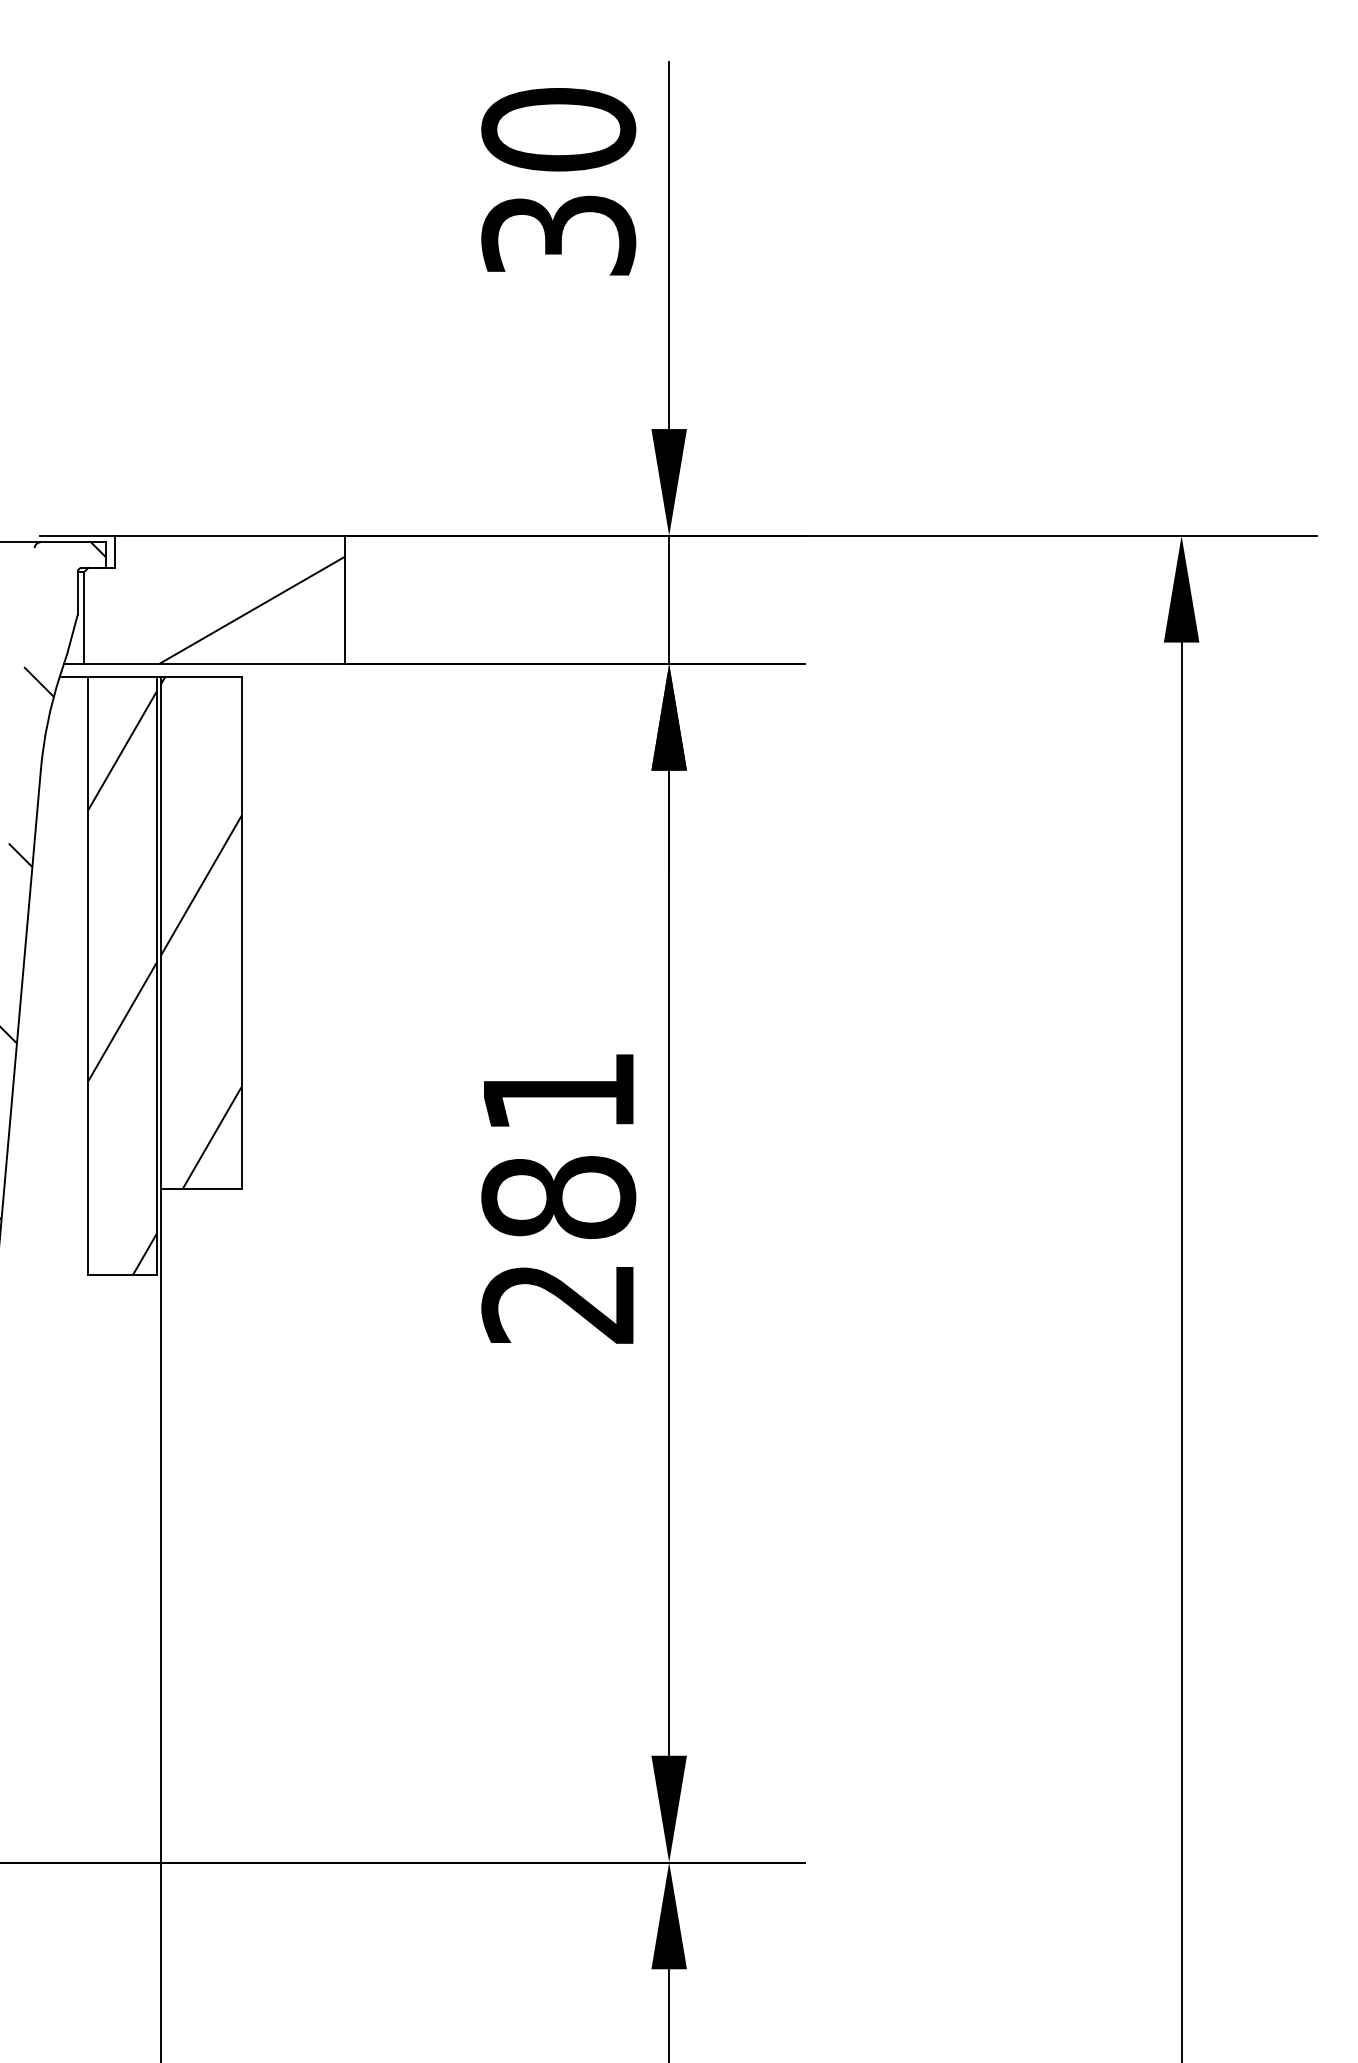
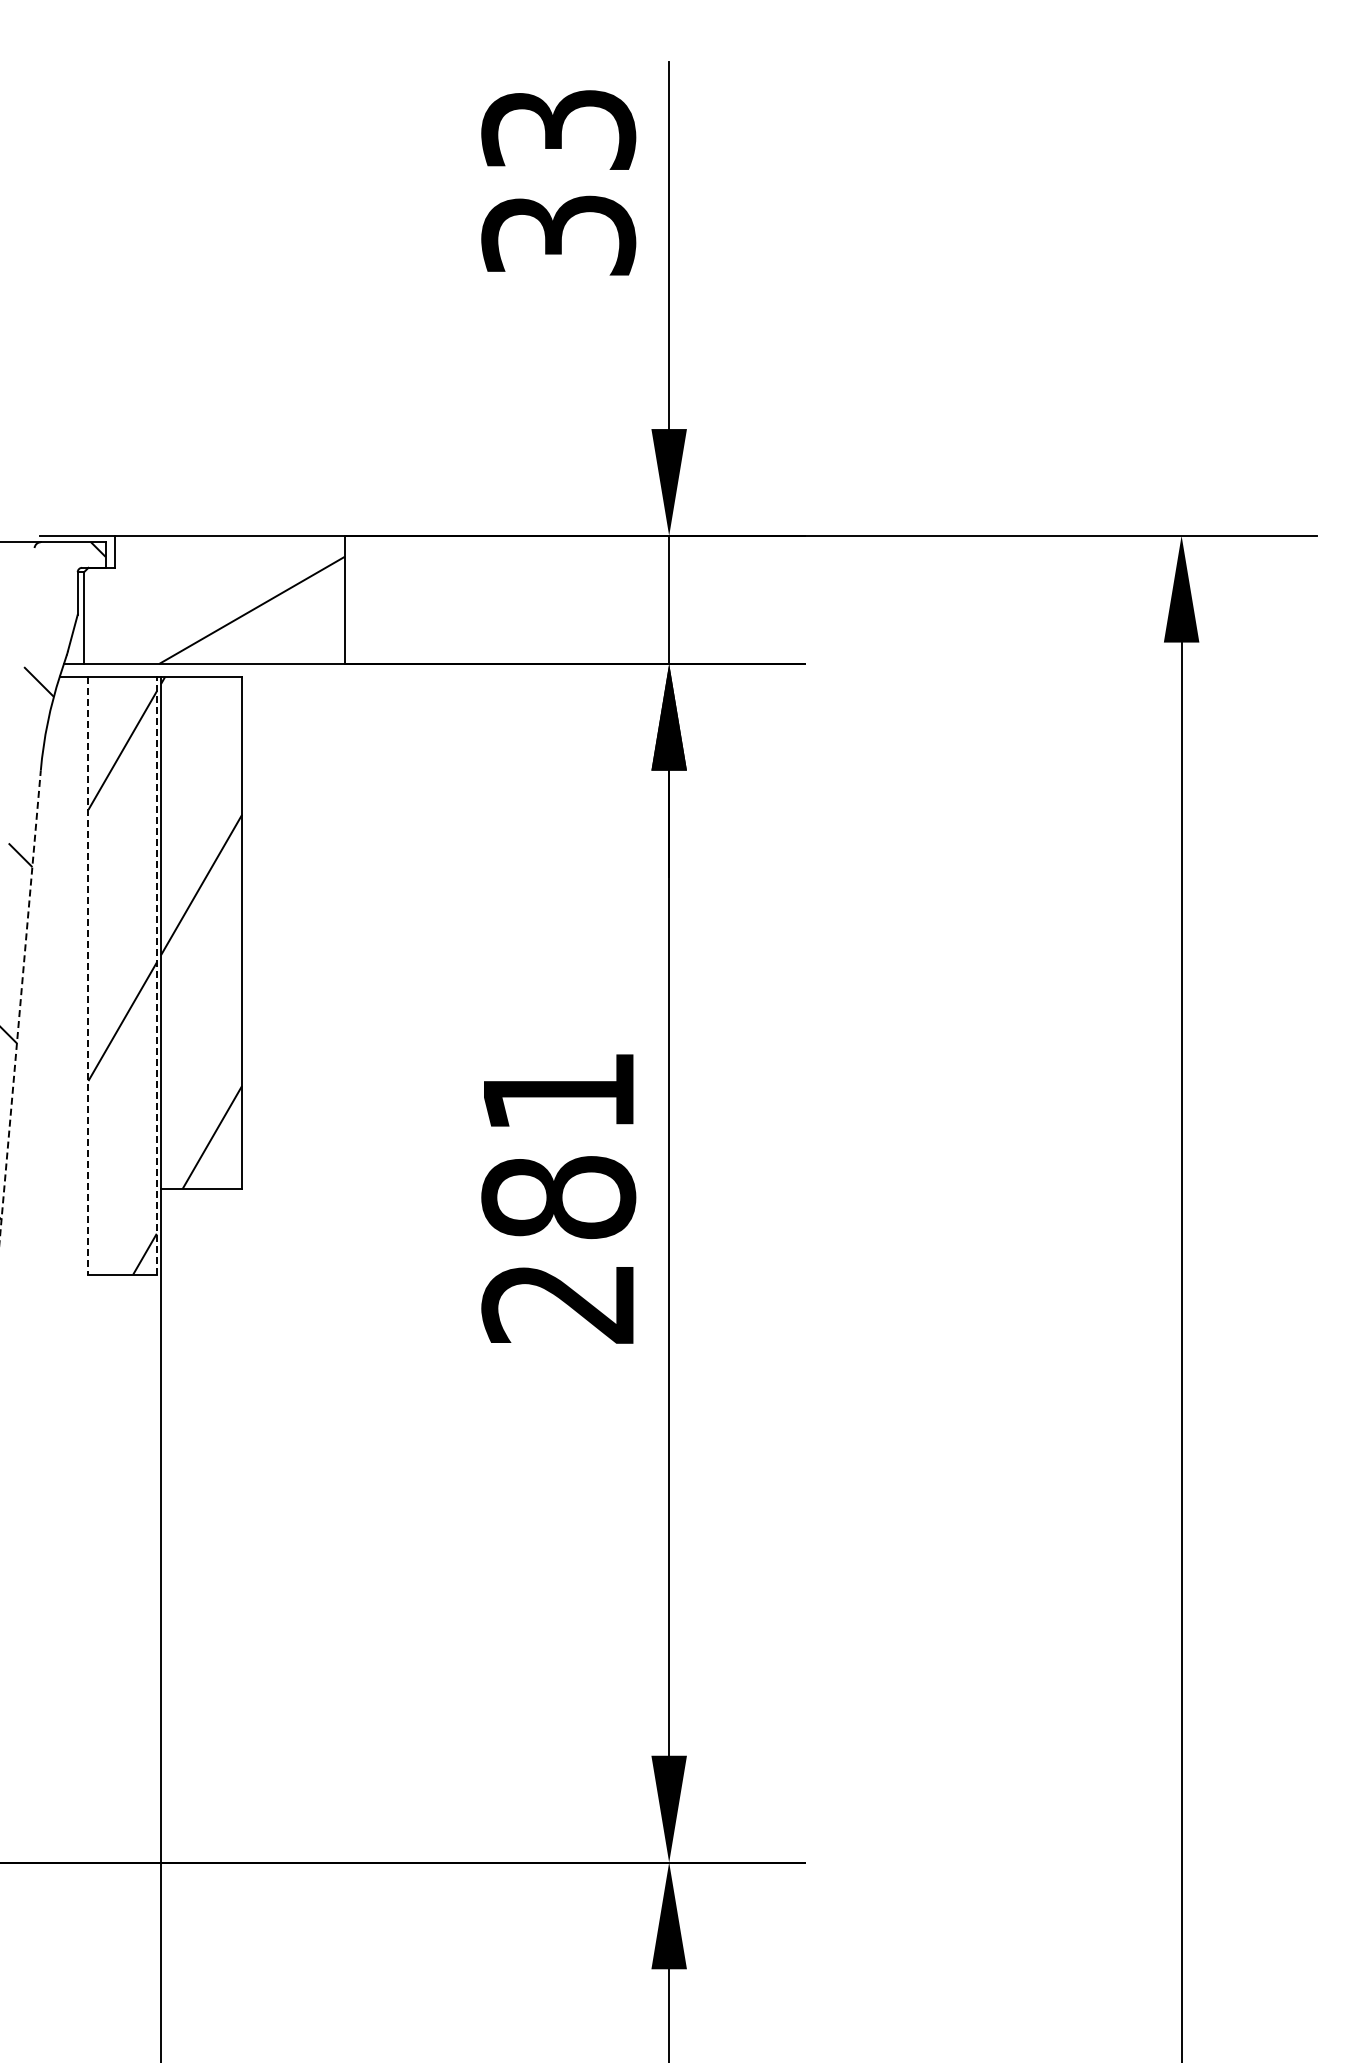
text: 30 -> 33 (558, 129)
line: solid -> dashed (88, 975)
line: solid -> dashed (156, 975)
line: solid -> dashed (20, 1003)
